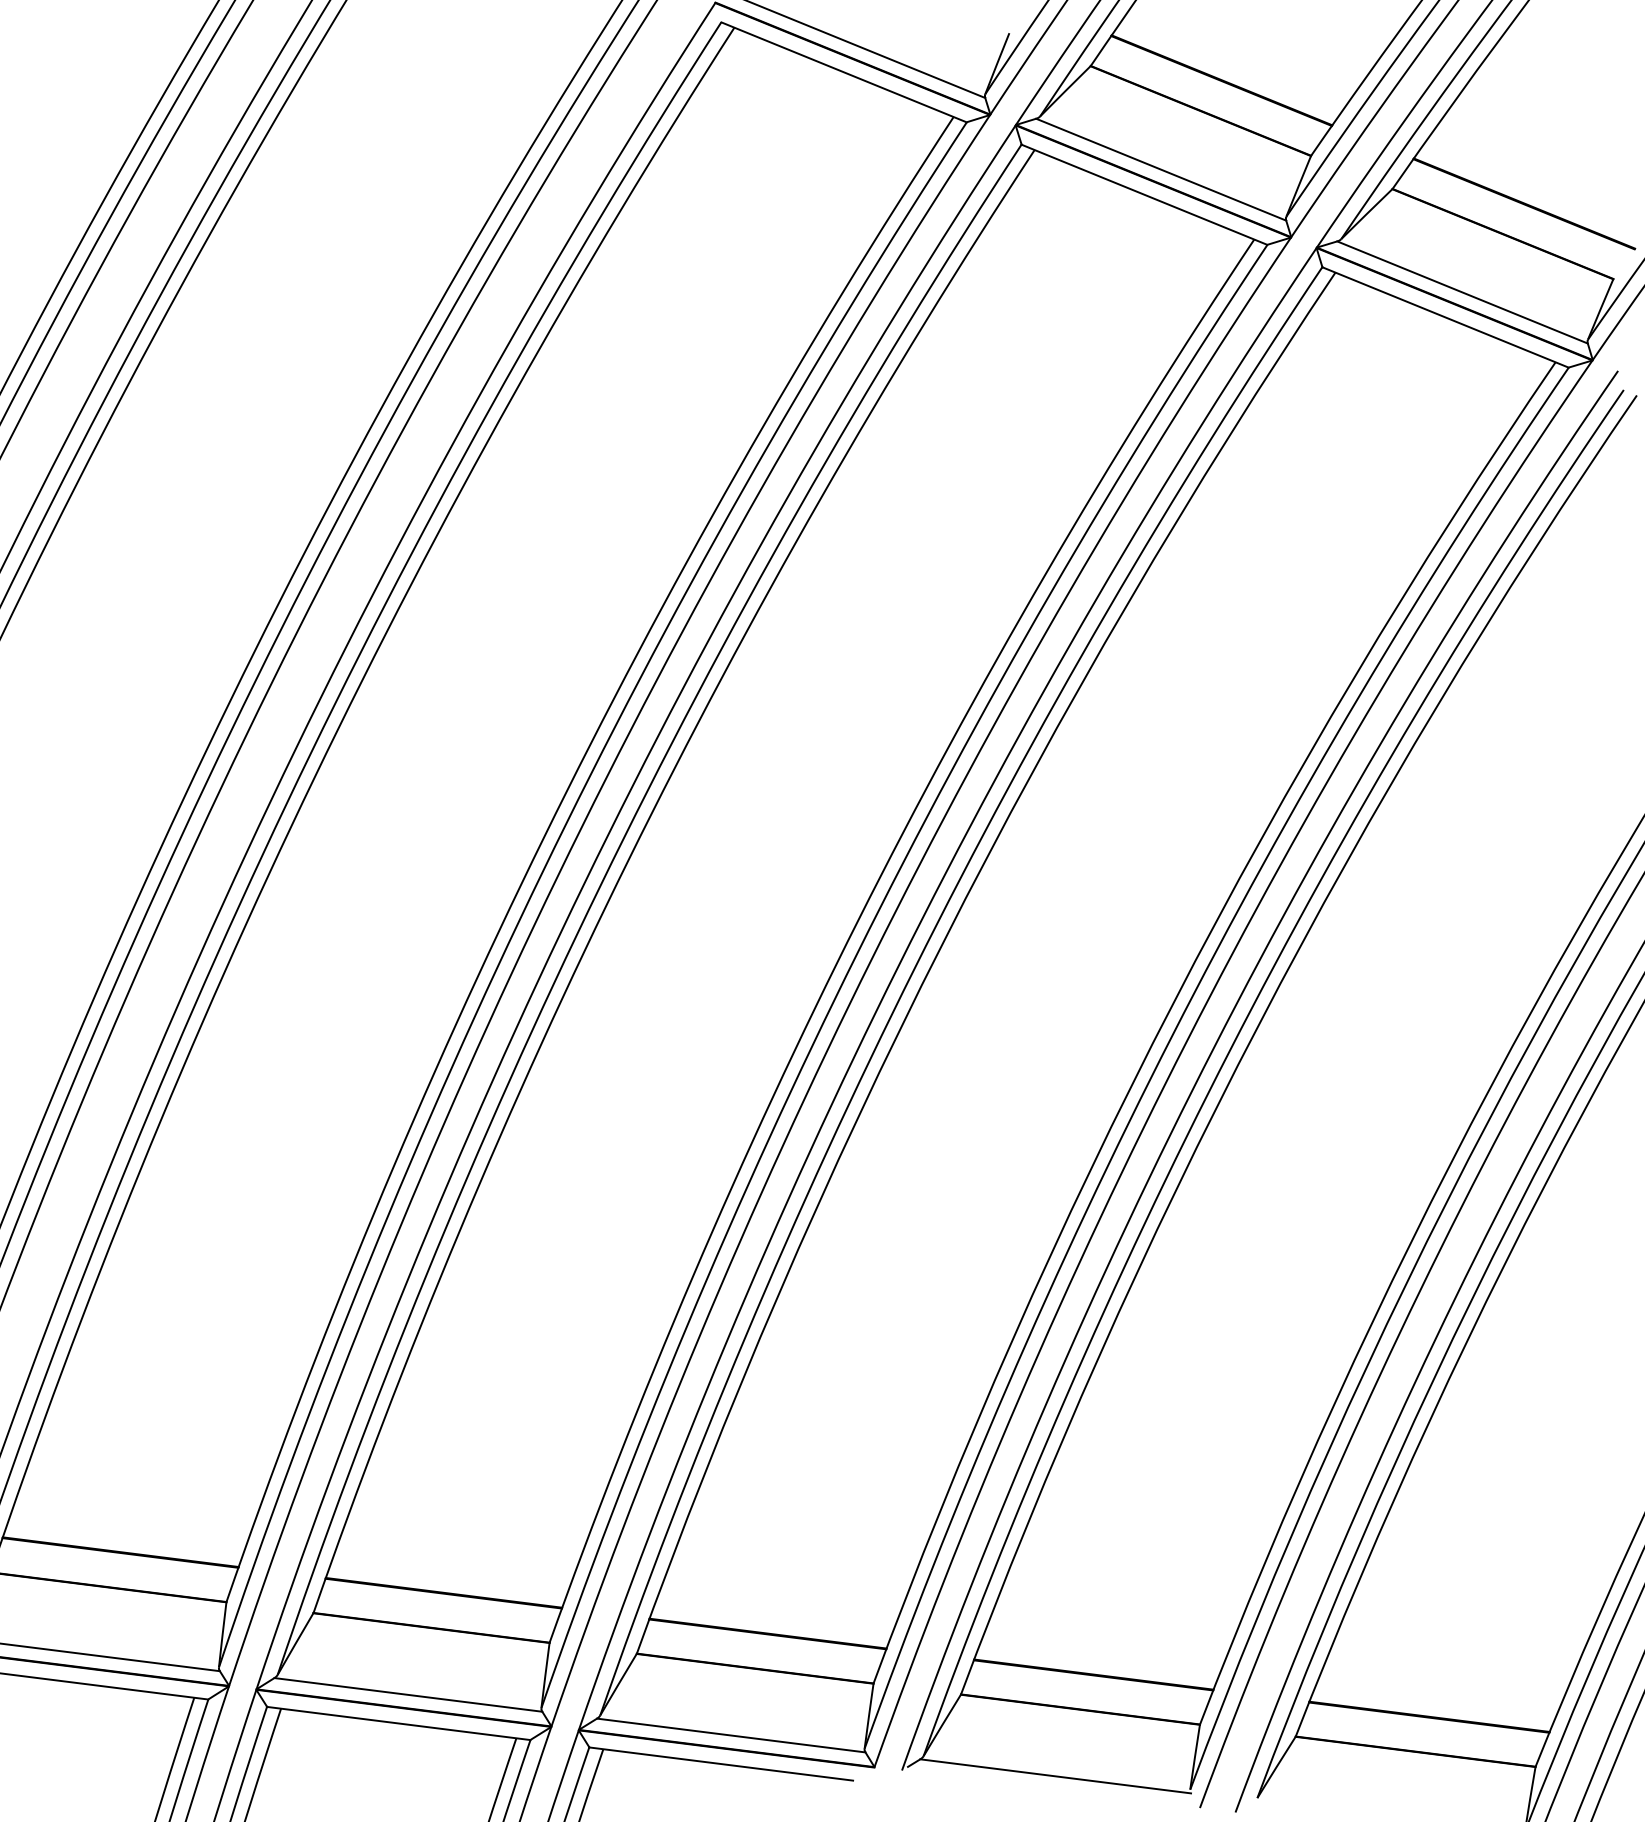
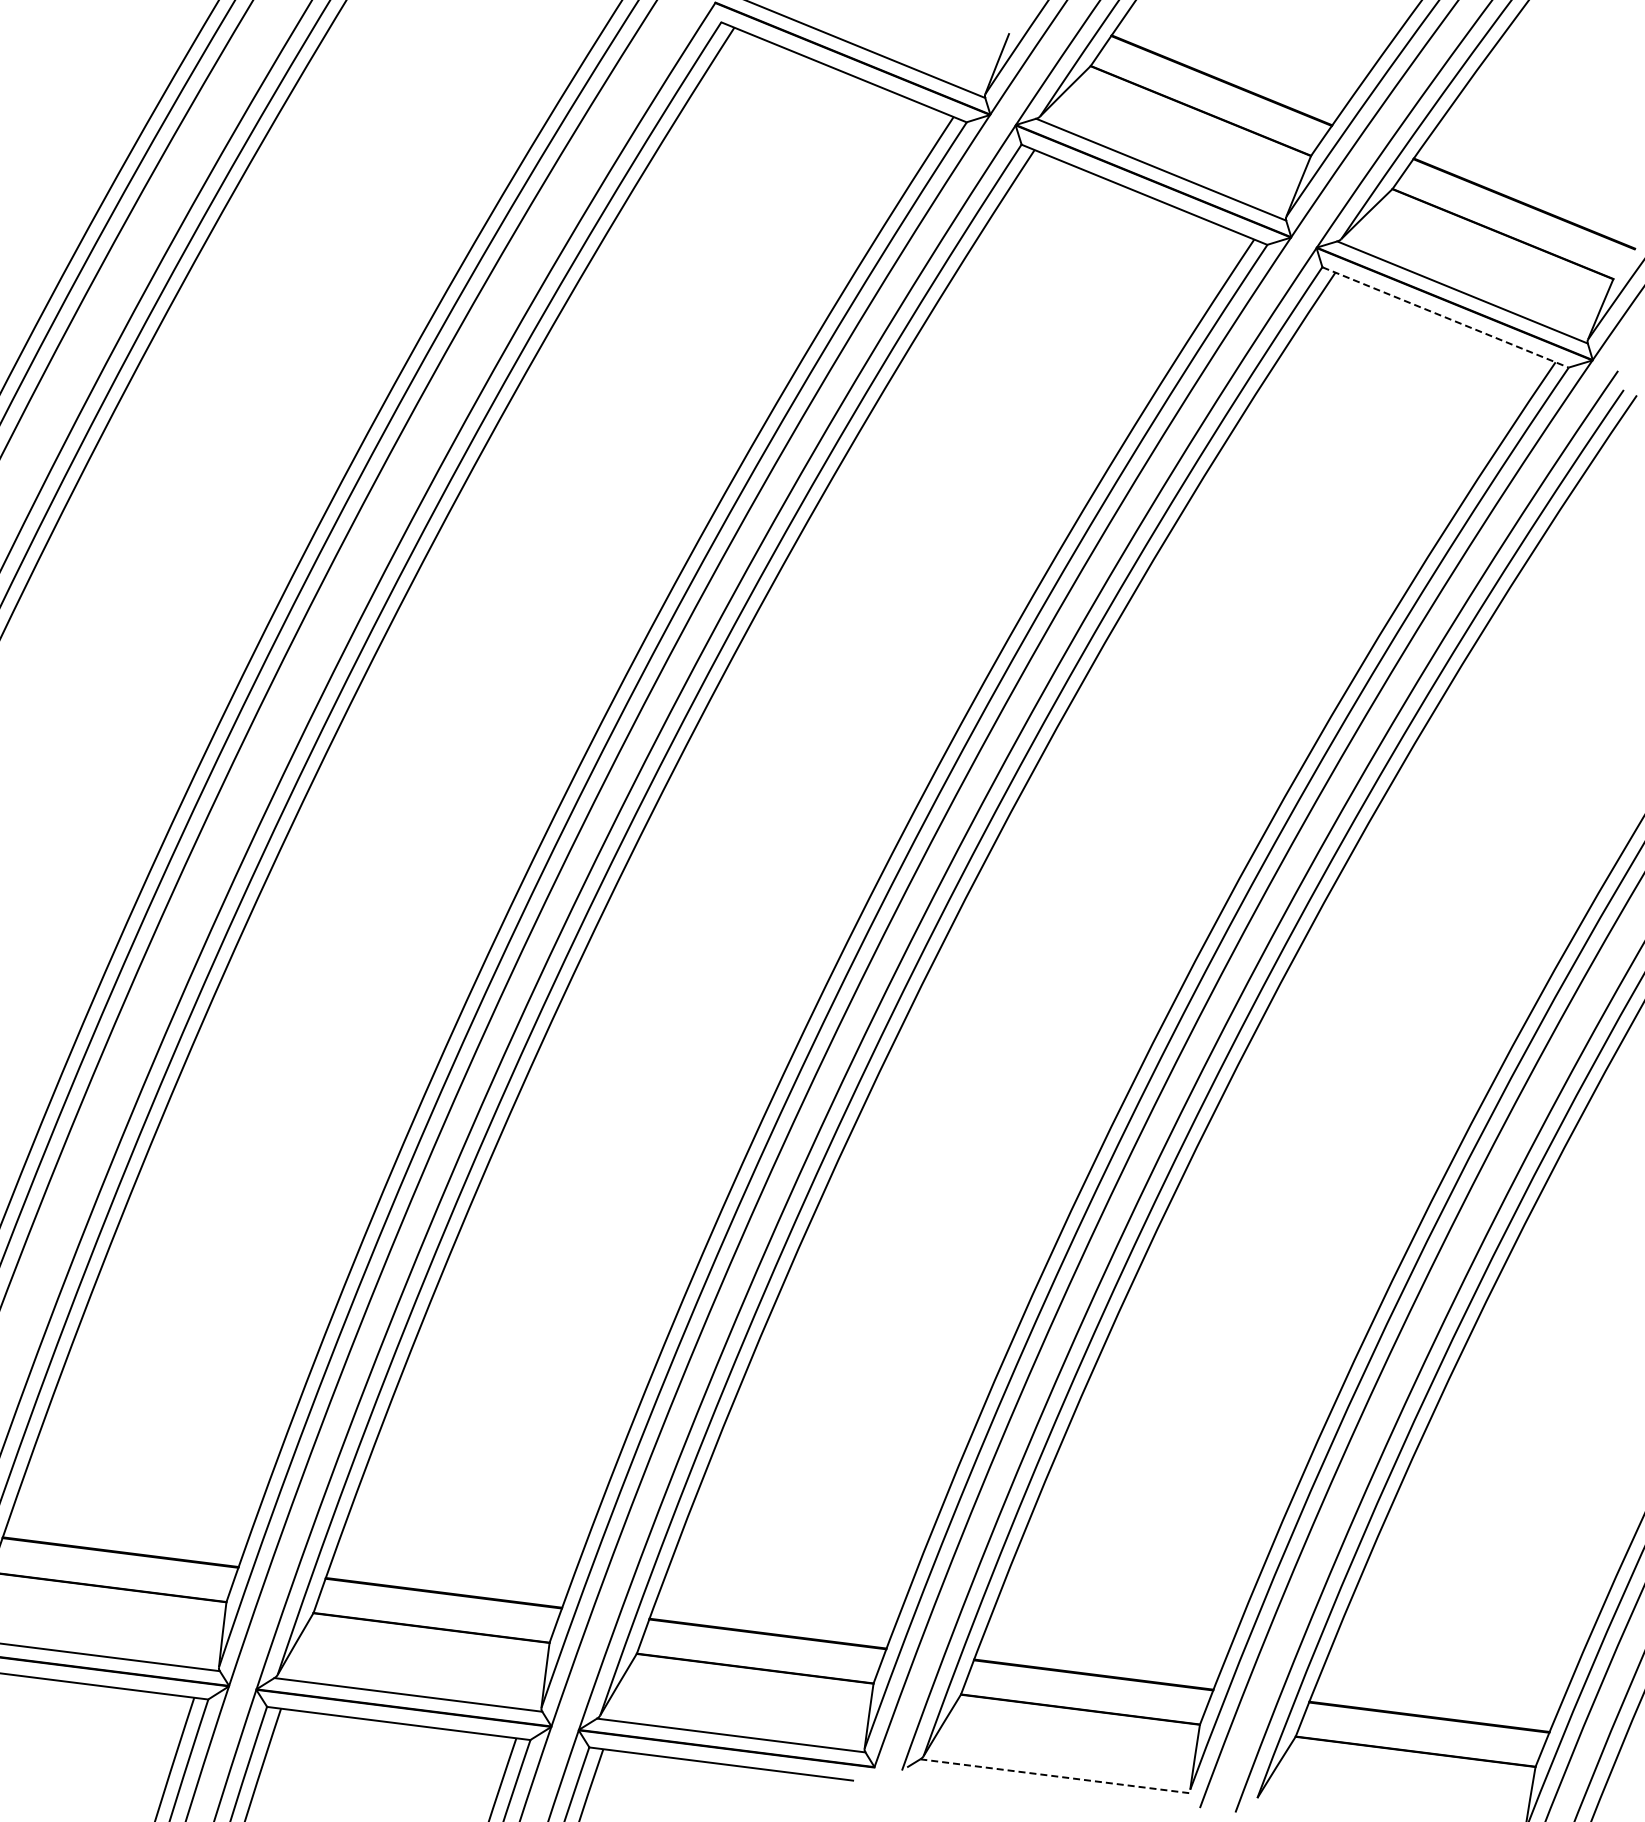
line: solid -> dashed (1445, 317)
line: solid -> dashed (1056, 1776)
